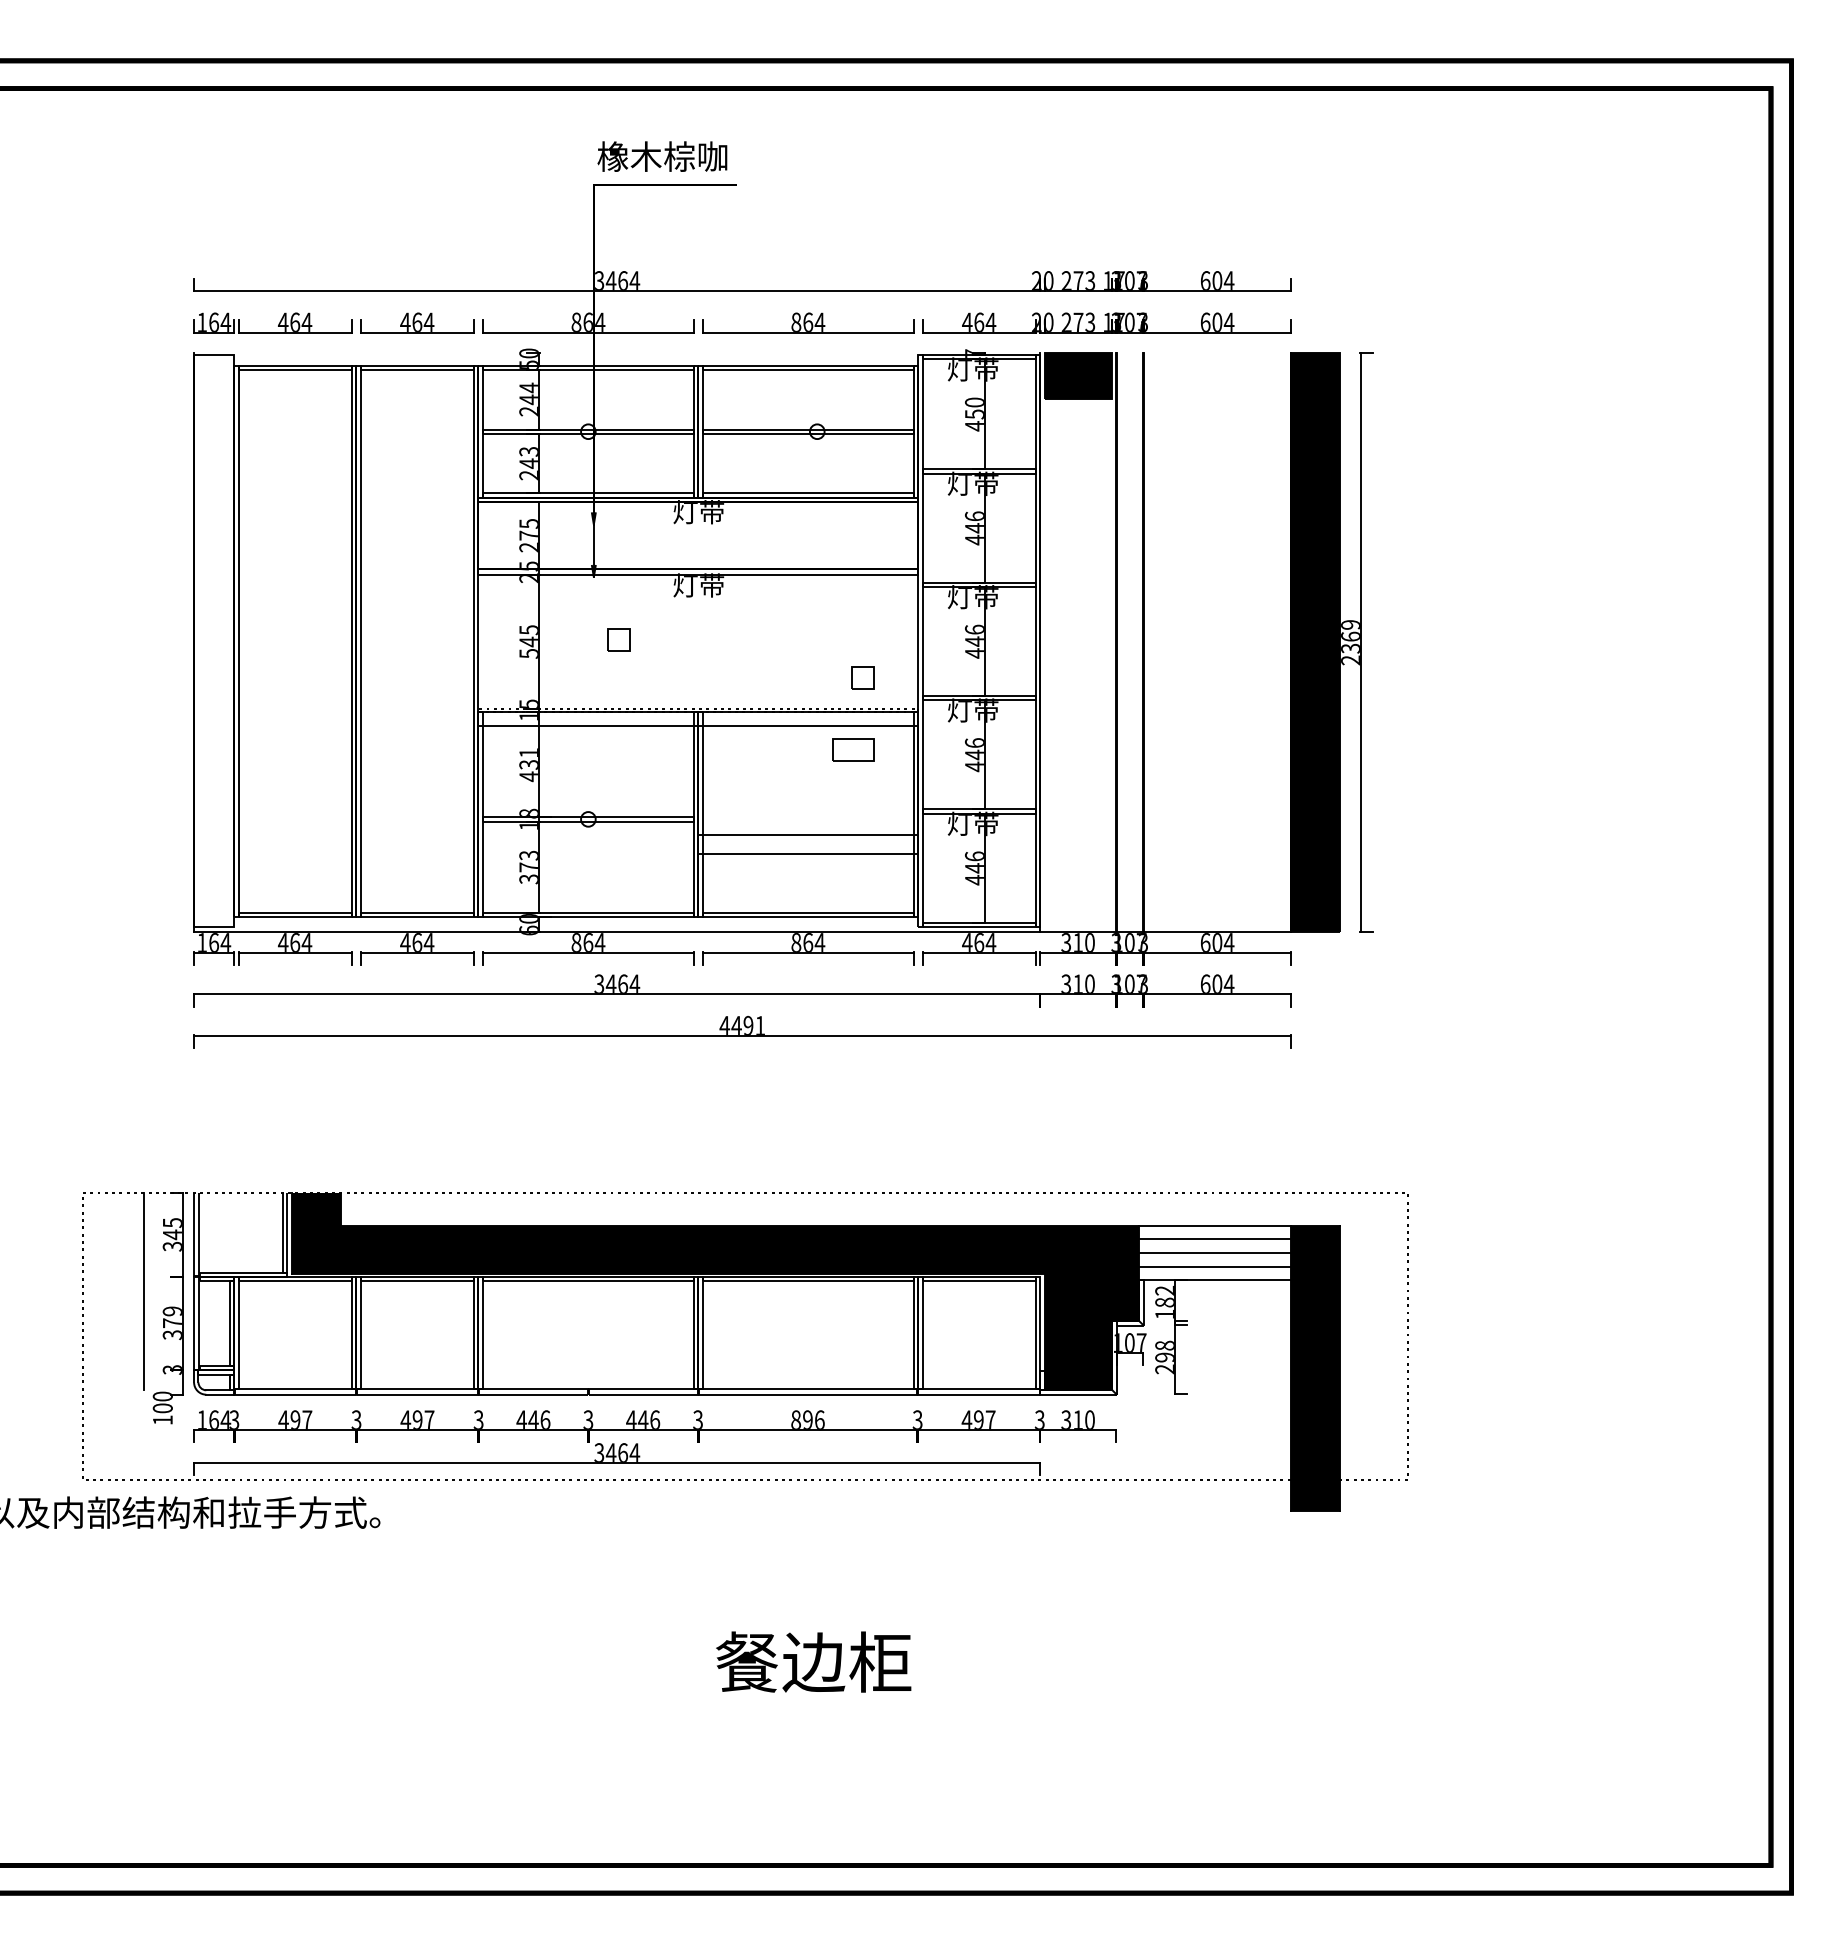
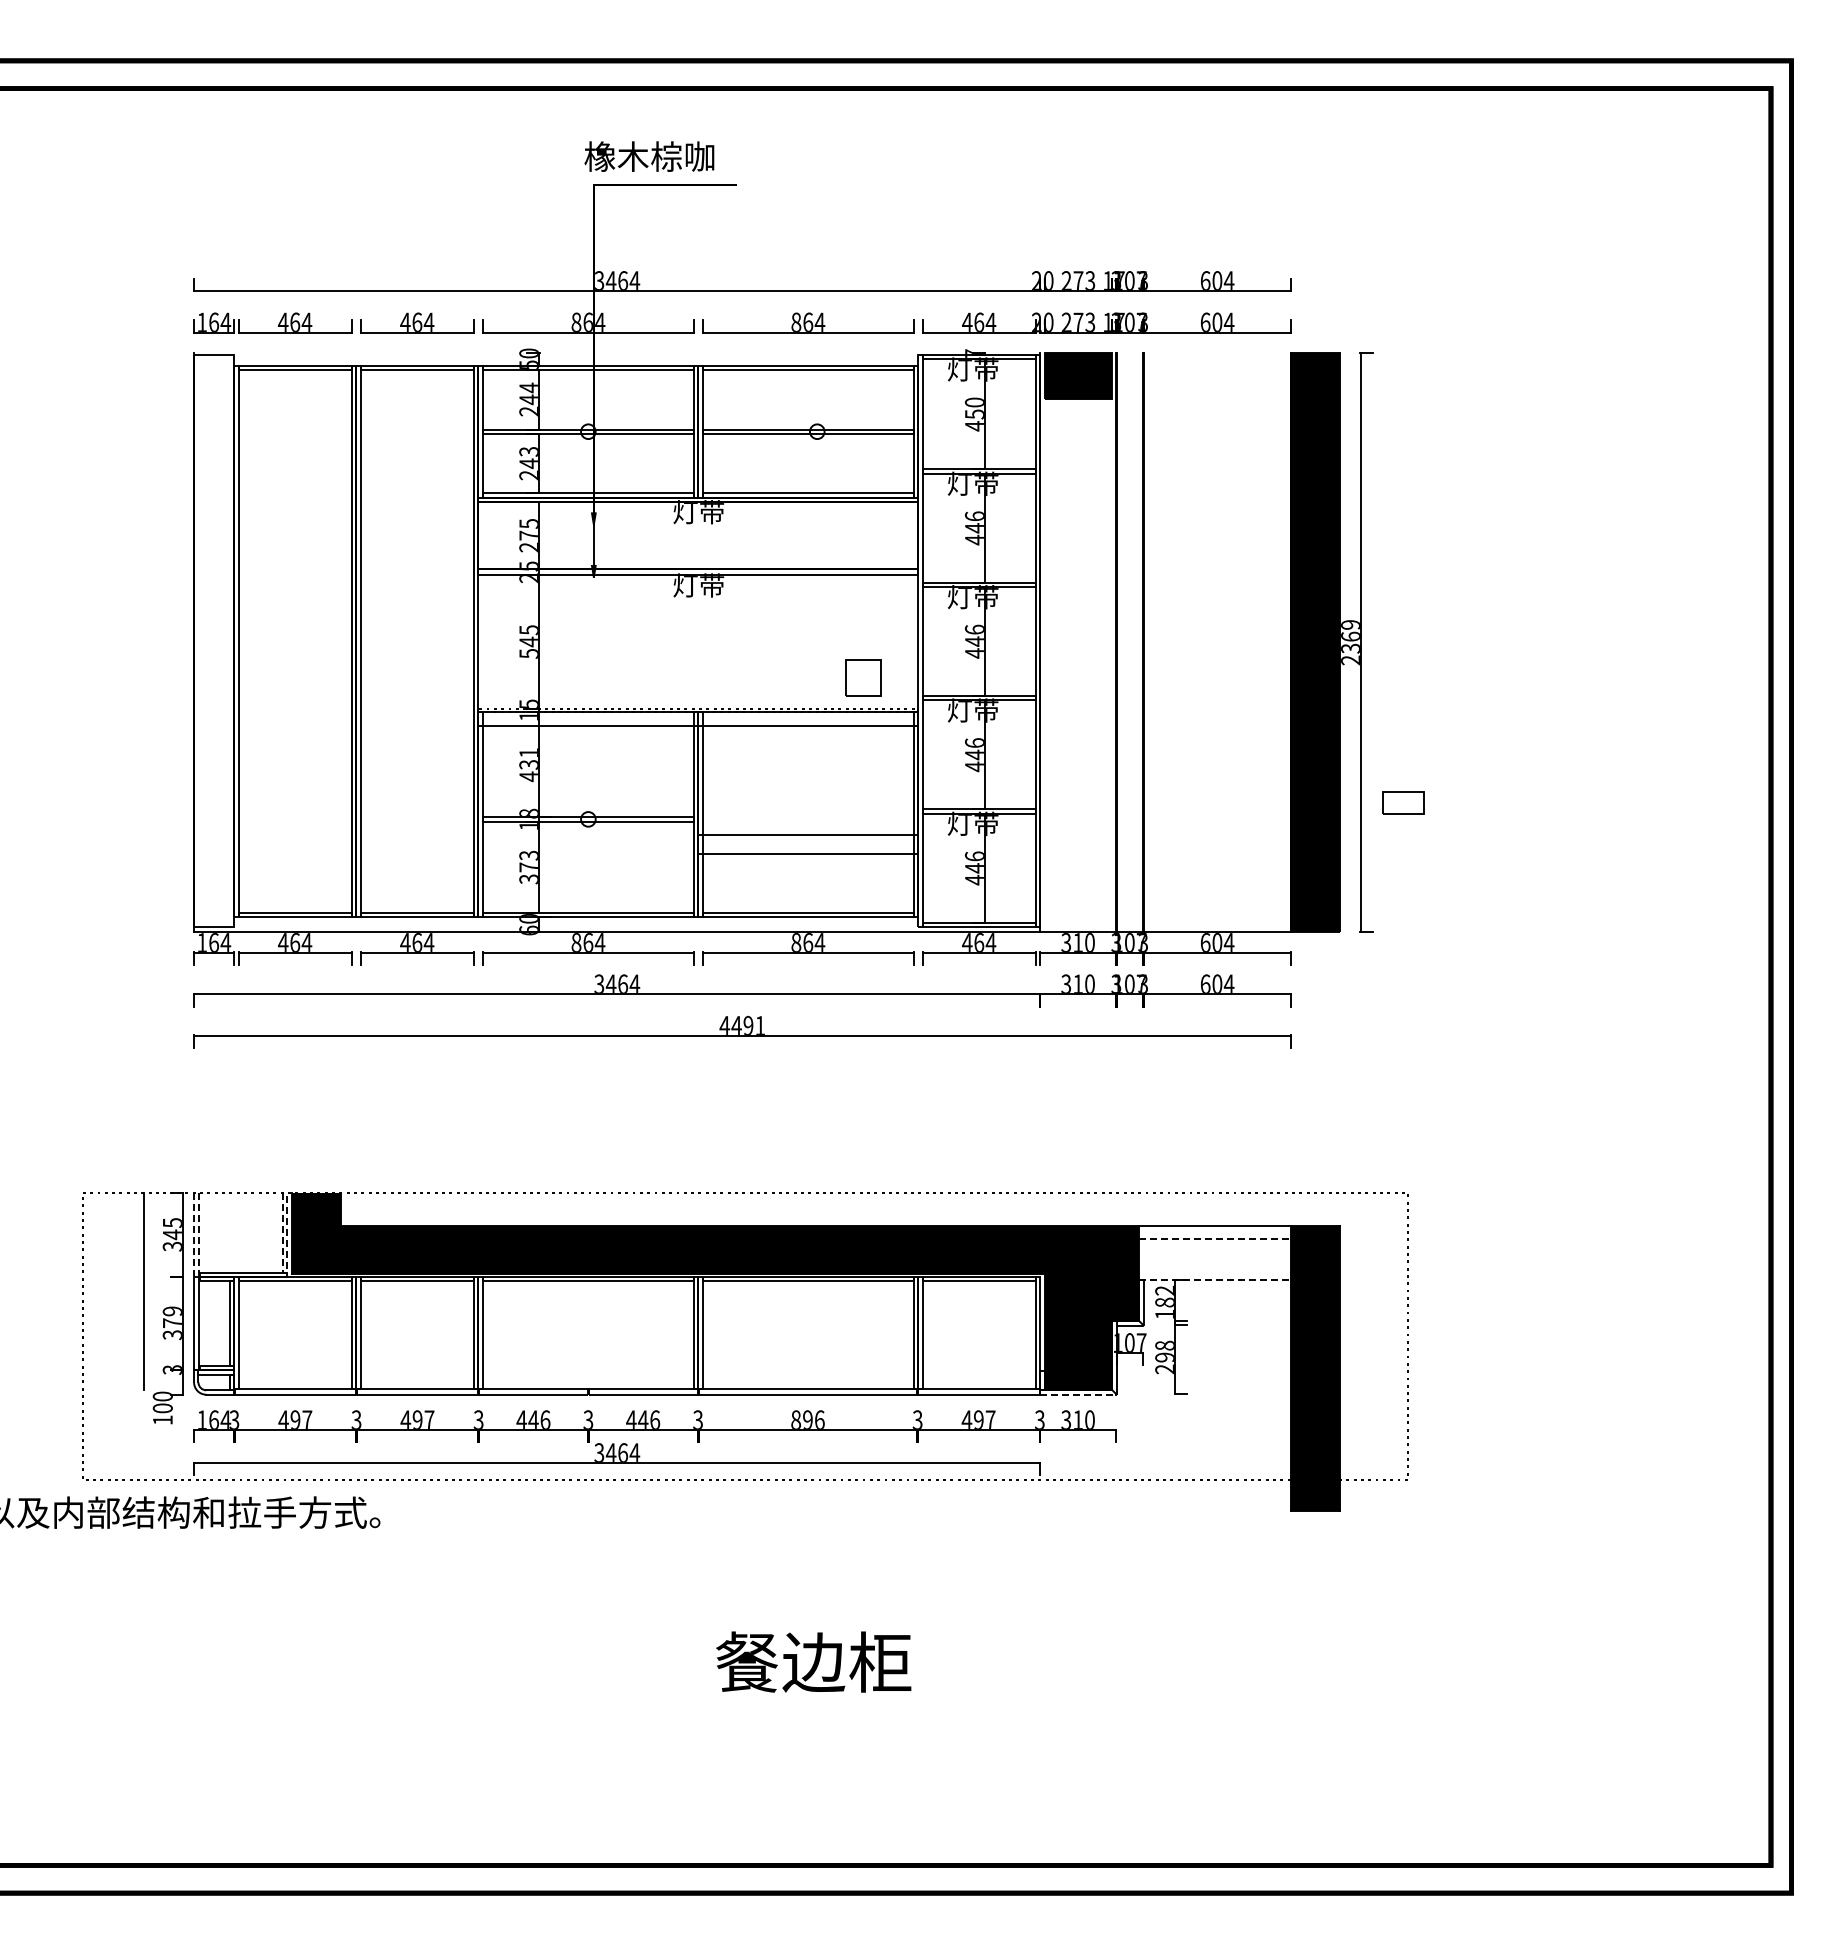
text position: (662, 156) -> (649, 156) (649, 156)
part: present -> none (618, 639)
part size: 24x24 px -> 37x38 px (863, 677)
part position: (853, 749) -> (1403, 802) (1403, 802)
line: solid -> dashed (1215, 1239)
line: present -> none (1214, 1252)
line: present -> none (1214, 1266)
line: solid -> dashed (285, 1272)
line: solid -> dashed (196, 1276)
line: solid -> dashed (1215, 1280)
line: solid -> dashed (1078, 1394)
